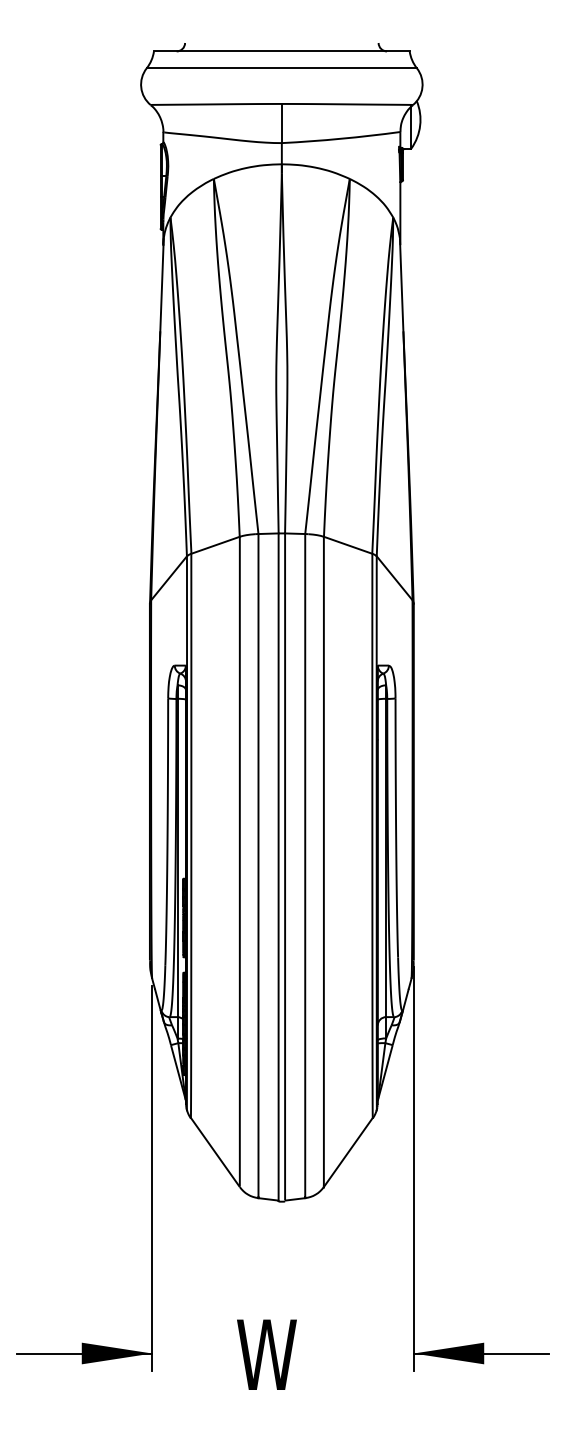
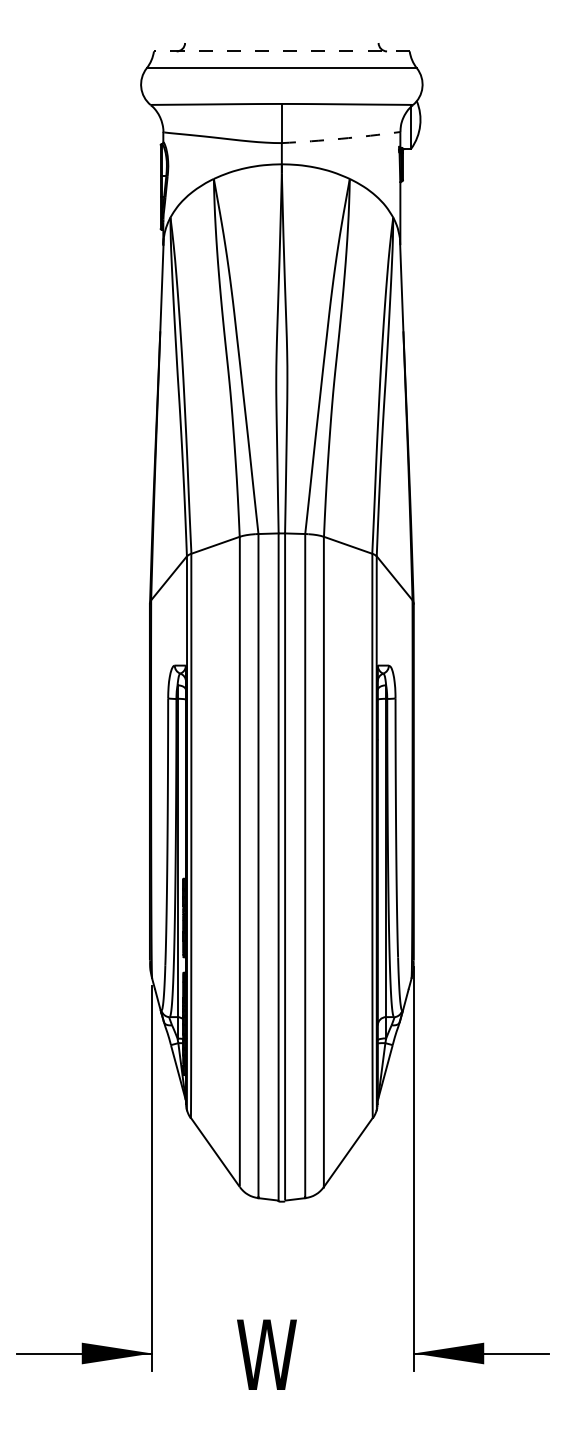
line: solid -> dashed (281, 51)
arc: solid -> dashed (341, 138)
